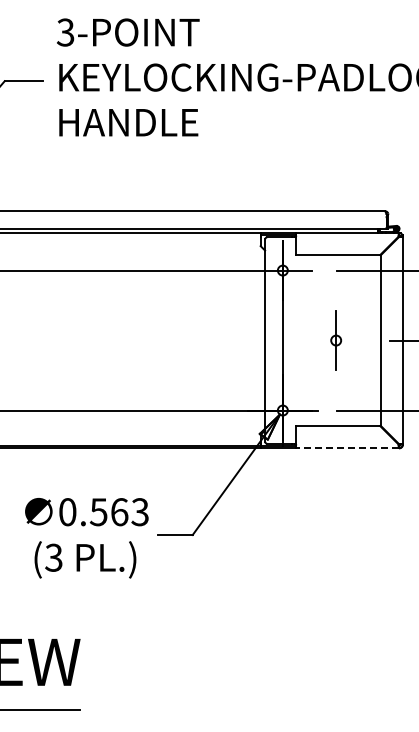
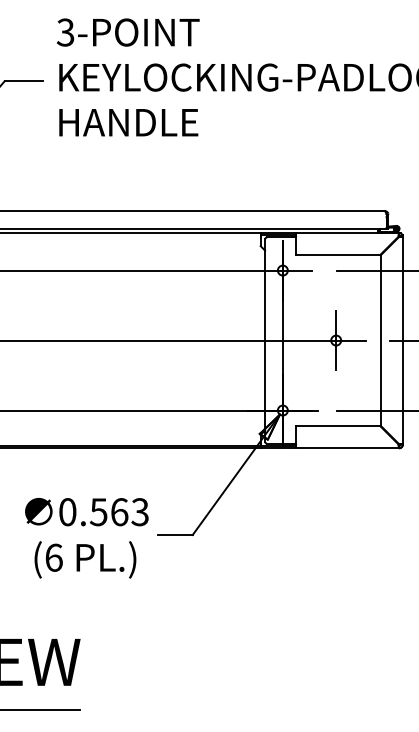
line: none -> present (183, 340)
line: dashed -> solid (347, 448)
text: (3 -> (6 (53, 557)
